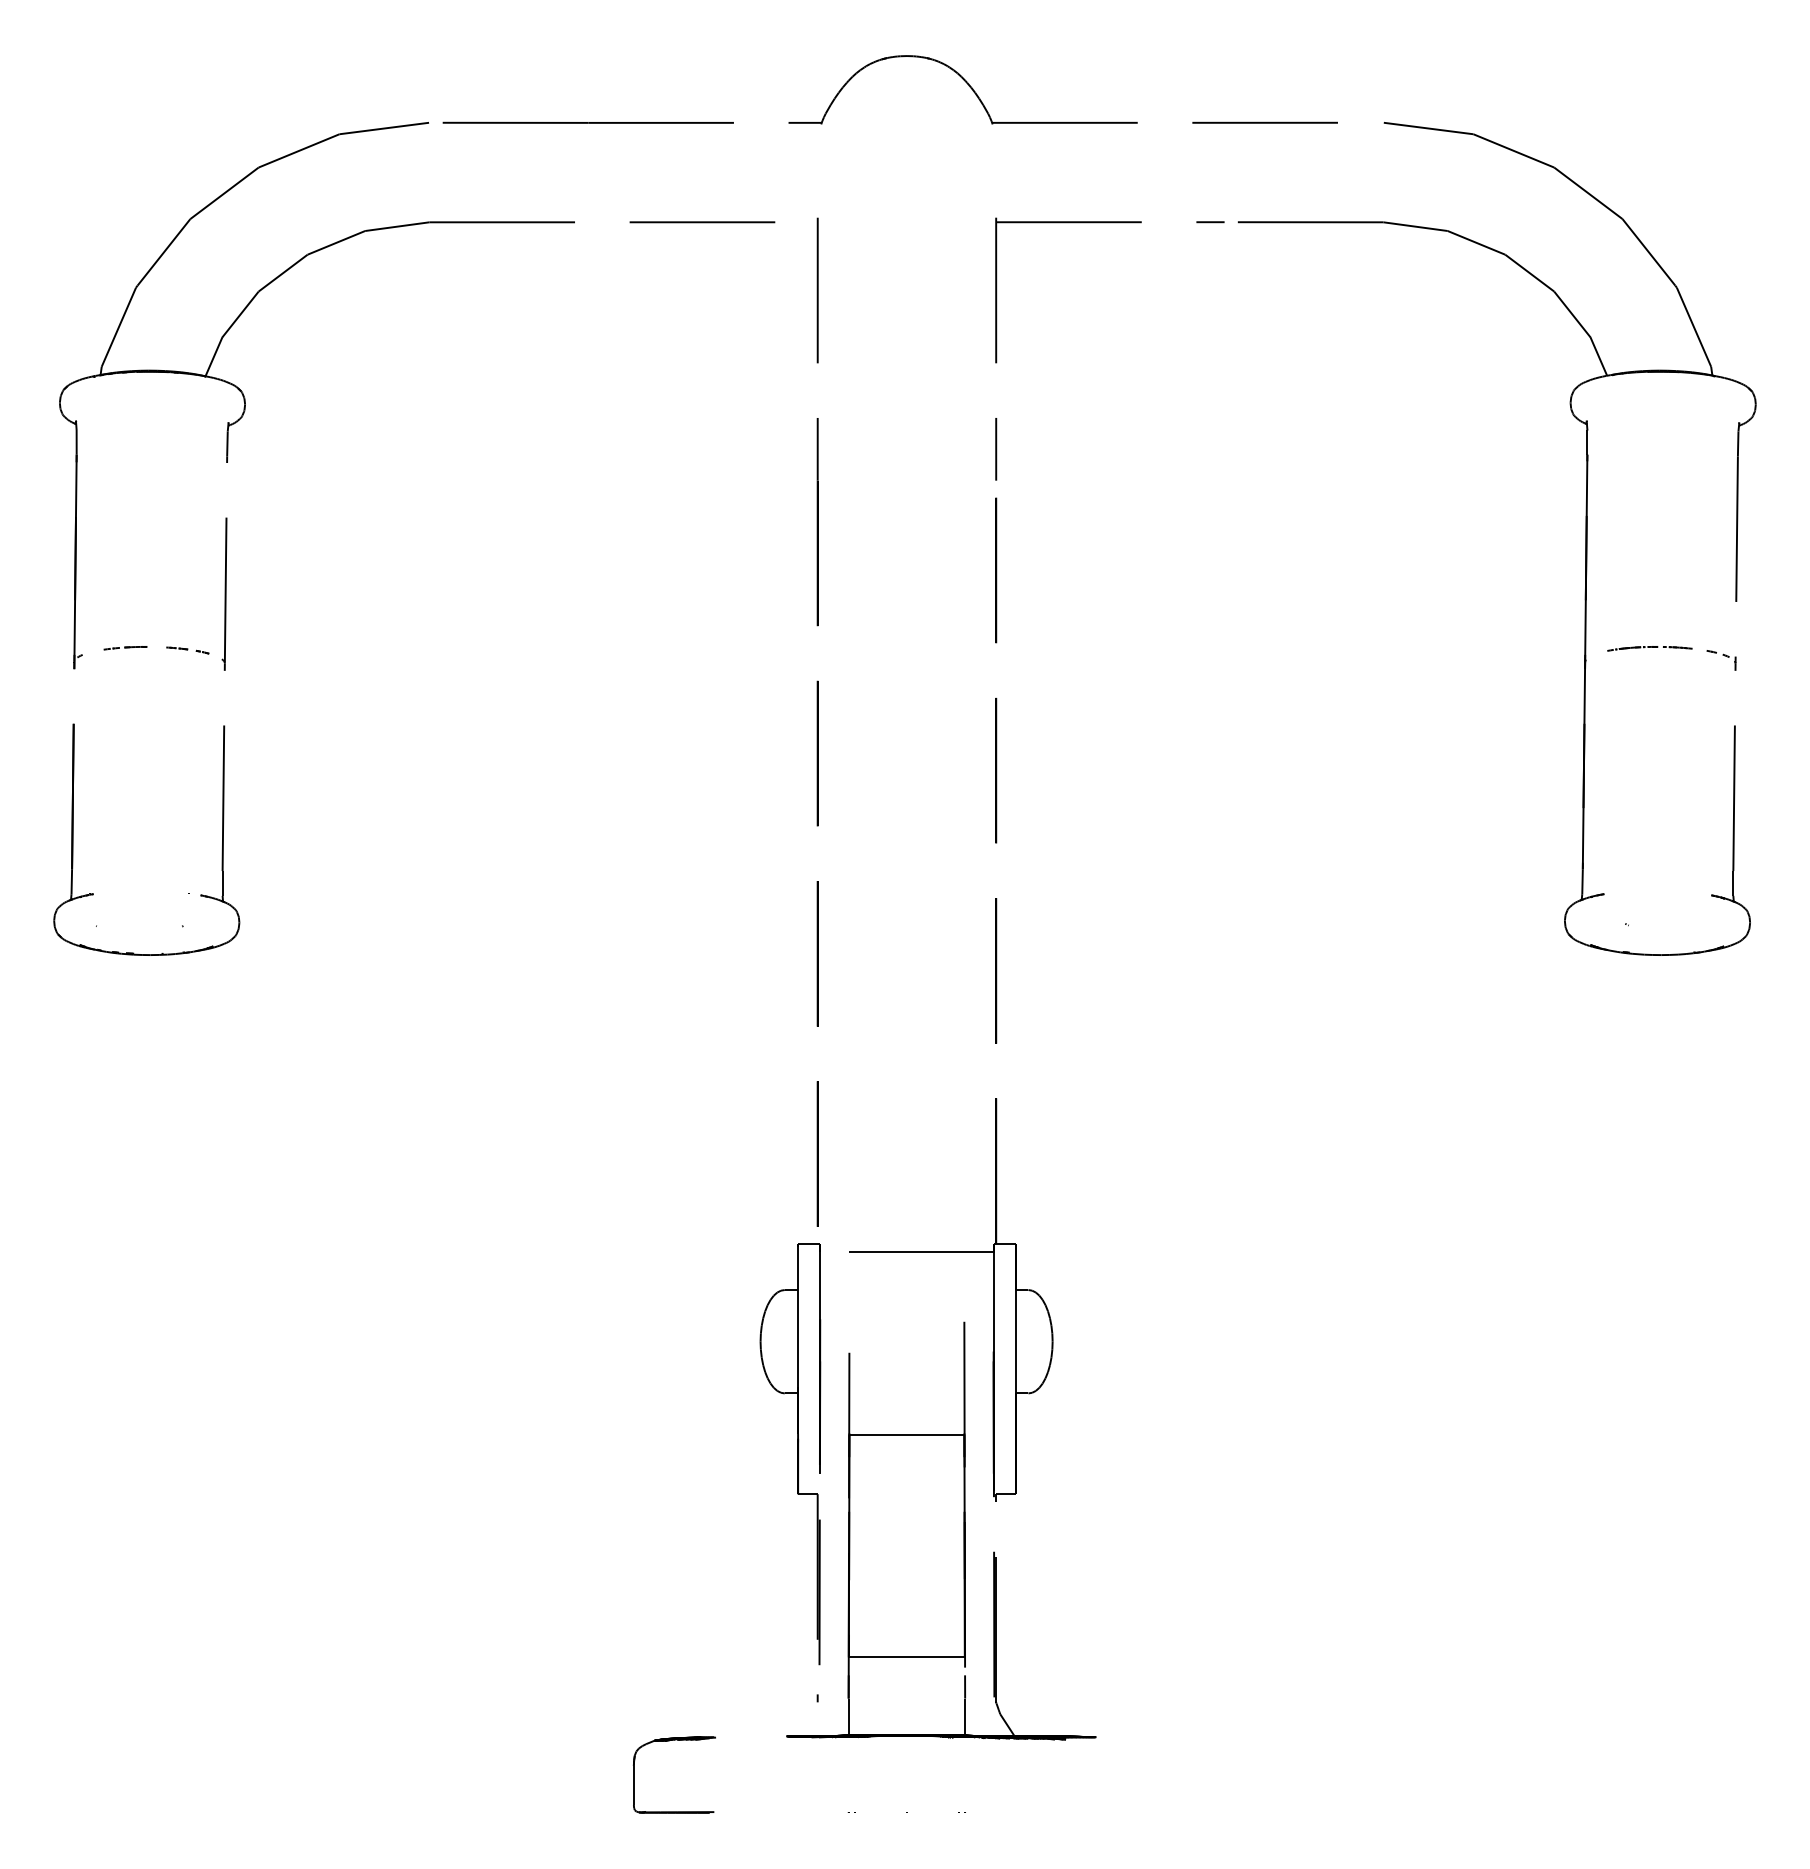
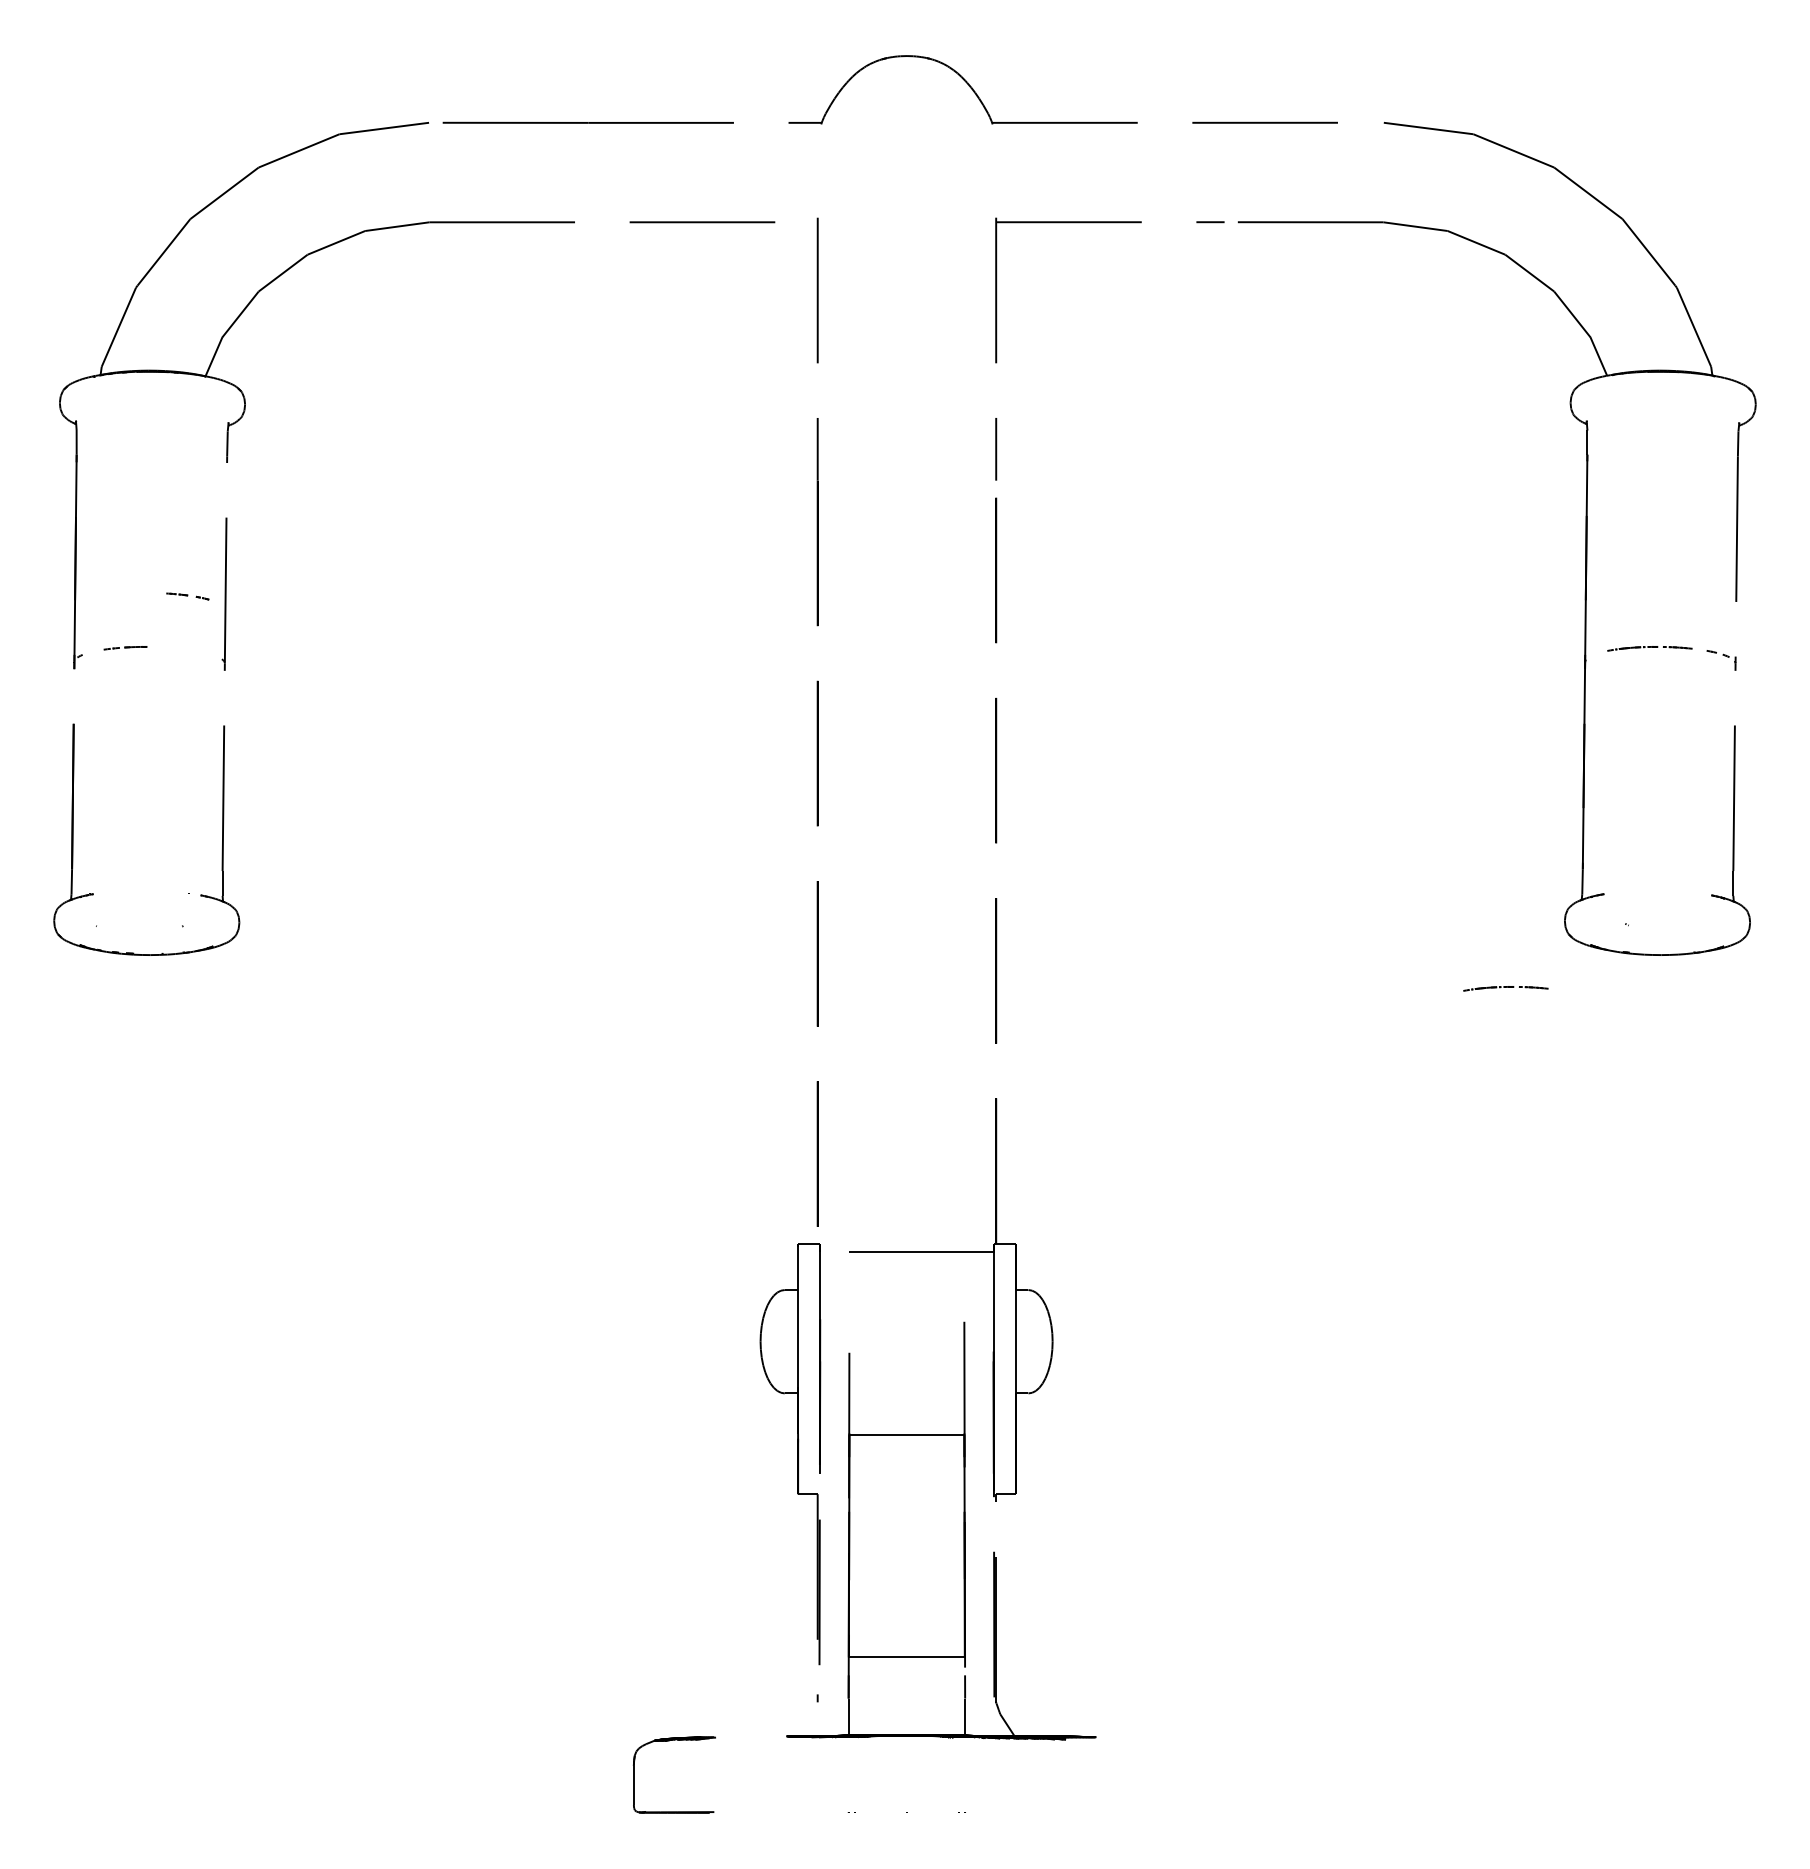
part position: (187, 650) -> (187, 596) (187, 596)
part: none -> present (1505, 988)
